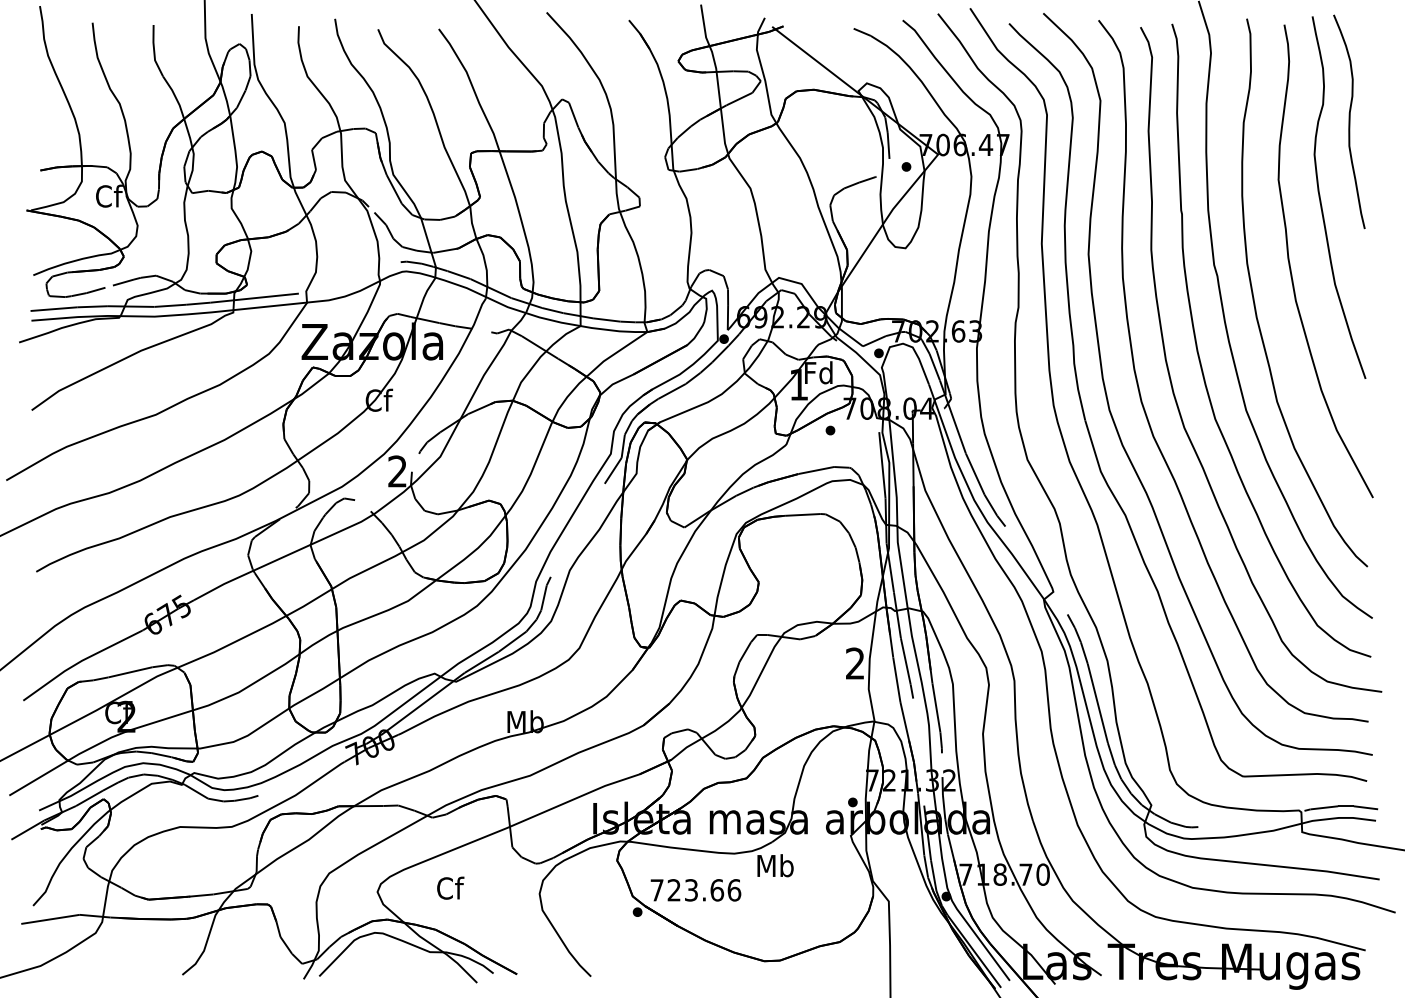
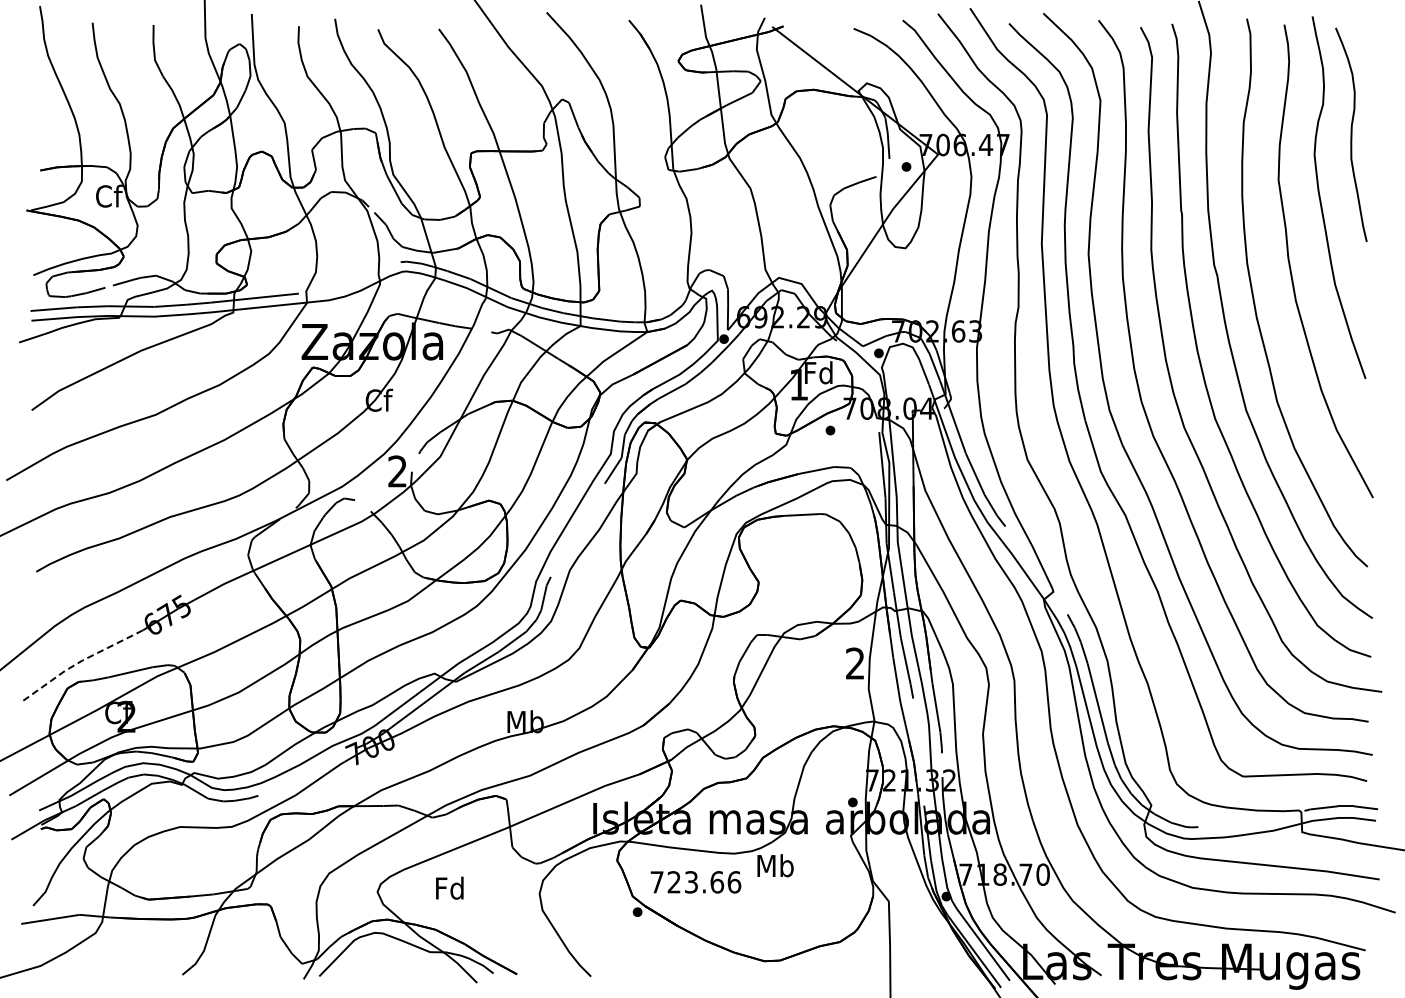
curve position: (1349, 121) -> (1351, 134) (1351, 134)
line: solid -> dashed (80, 661)
text: Cf -> Fd (450, 887)
text position: (695, 890) -> (695, 882) (695, 882)
